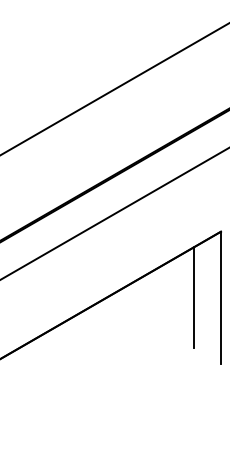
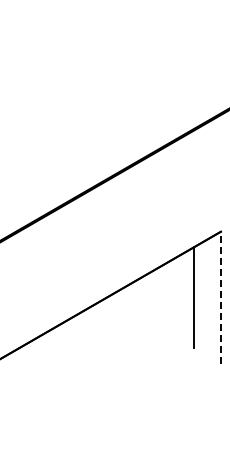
line: present -> none (114, 89)
line: present -> none (114, 213)
line: solid -> dashed (220, 297)
